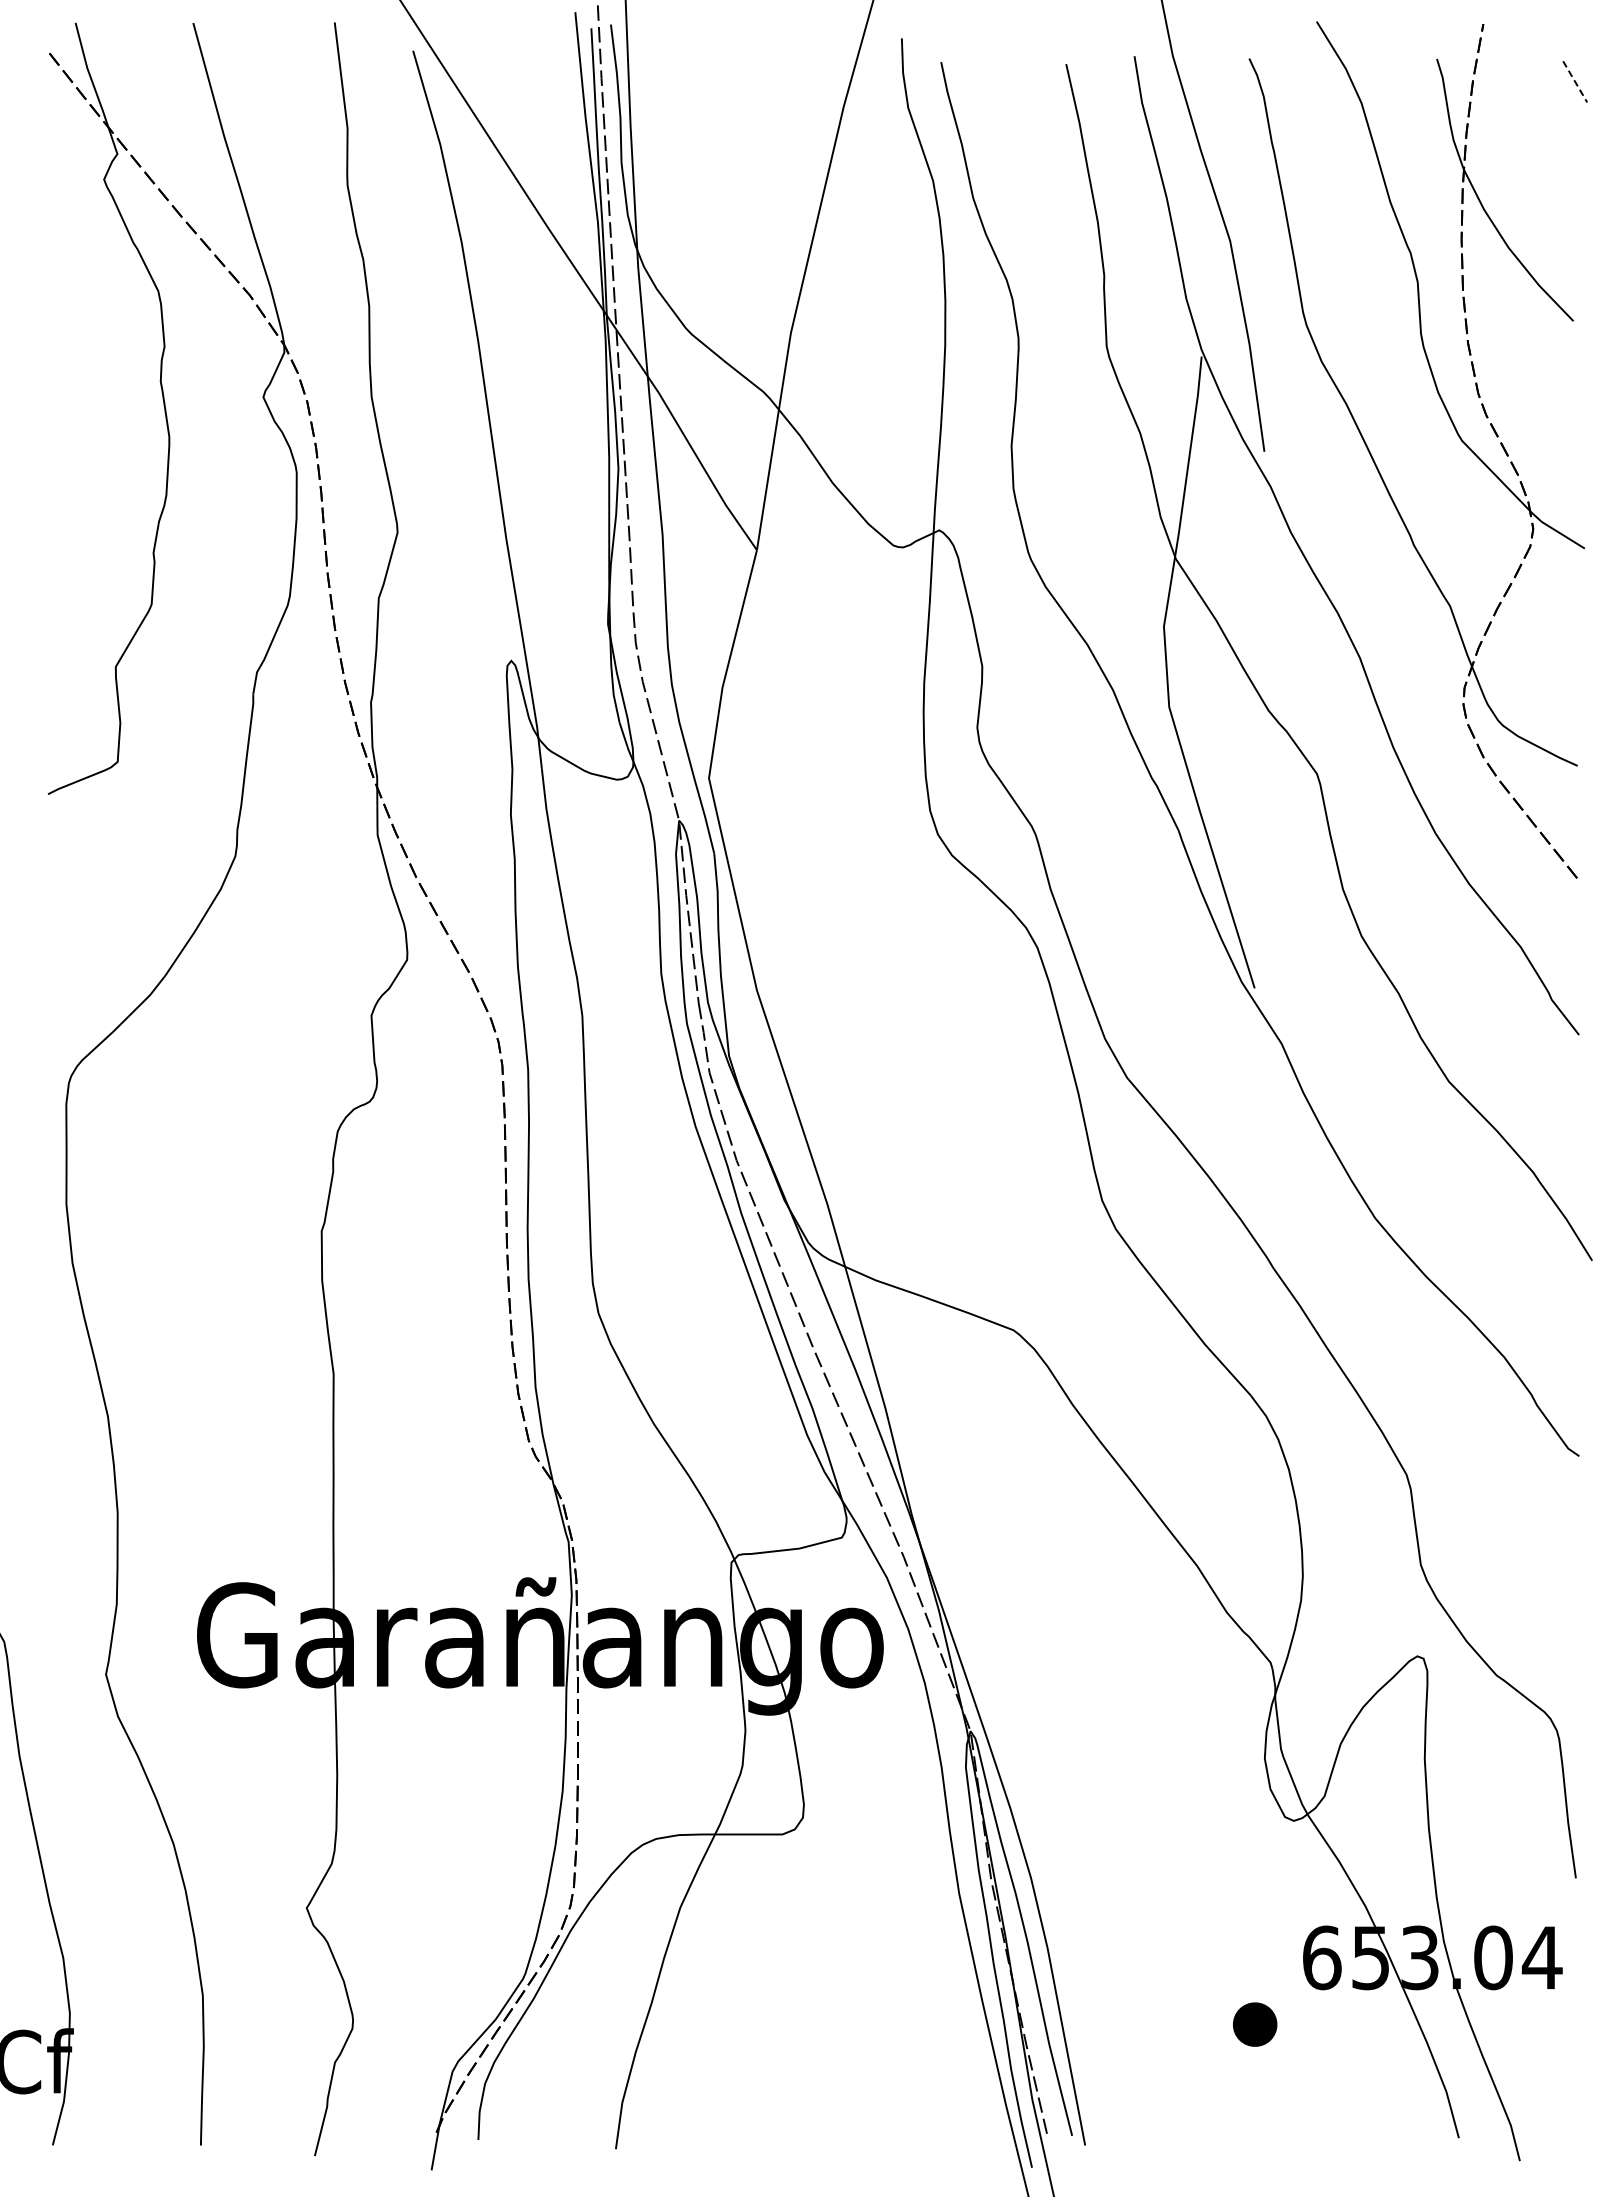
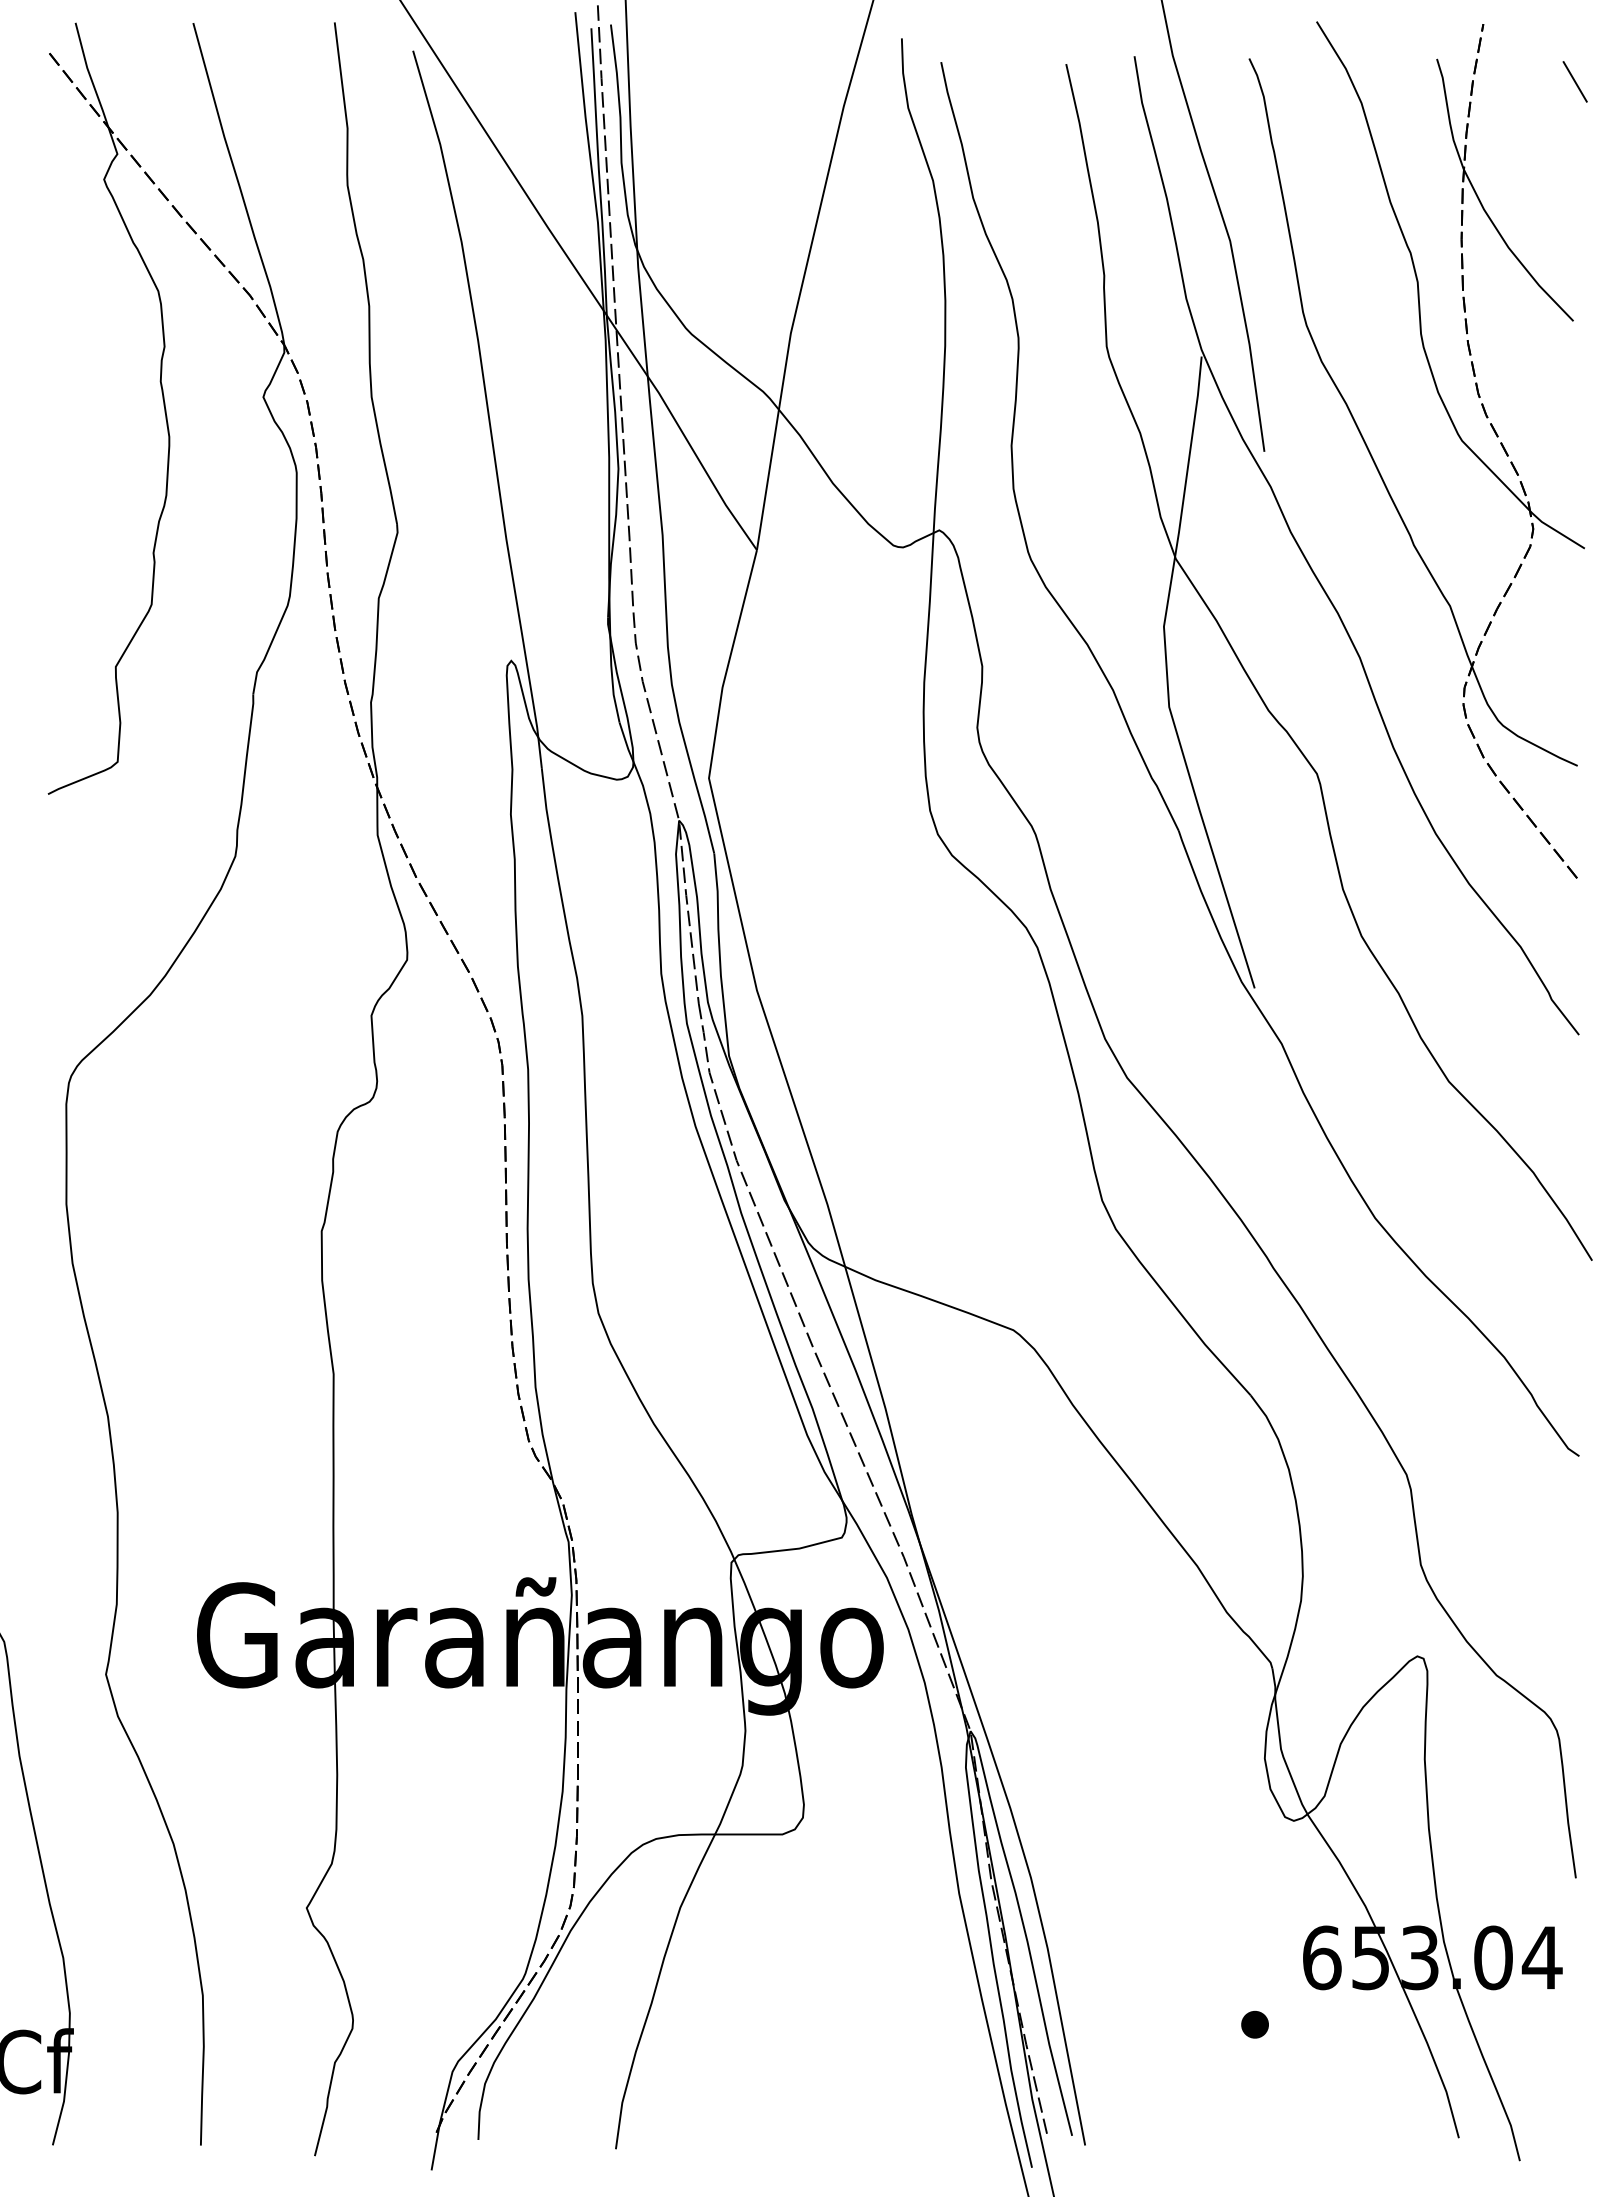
line: dashed -> solid (1575, 81)
part size: 45x45 px -> 28x28 px (1254, 2024)
